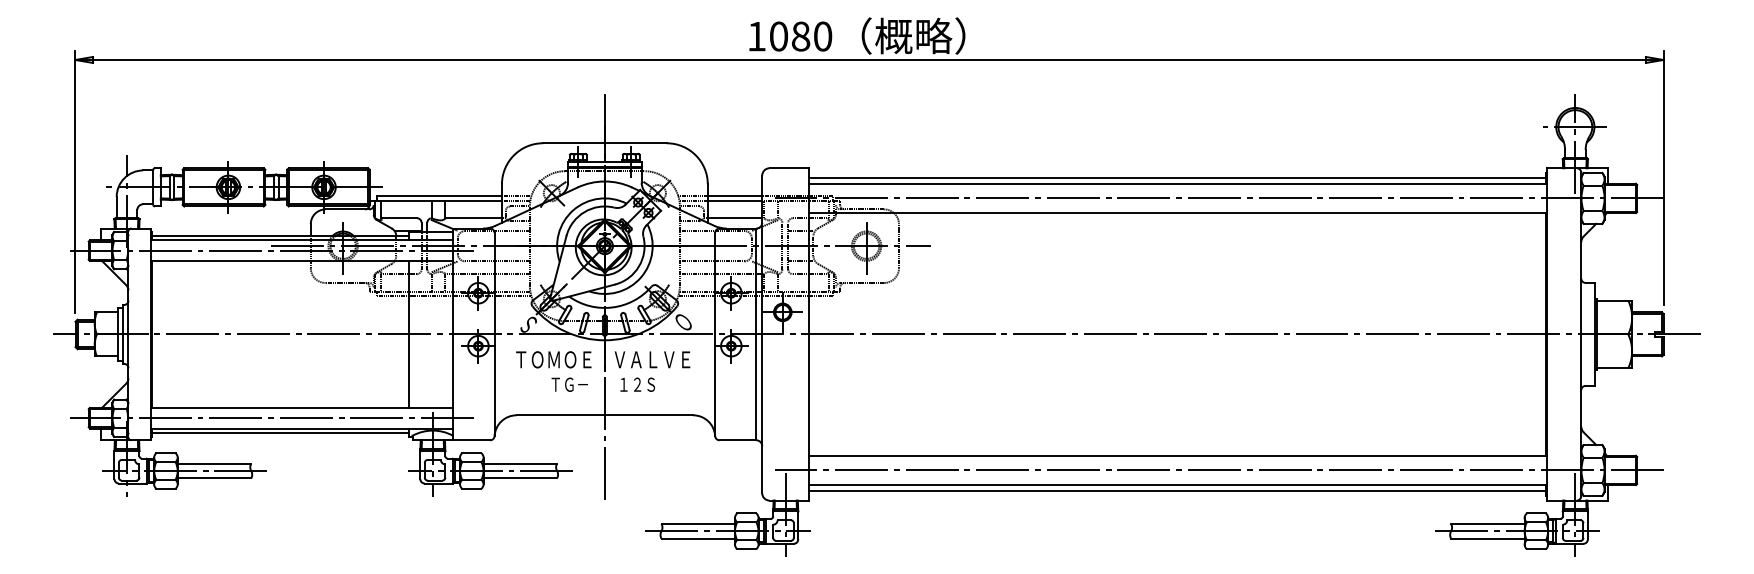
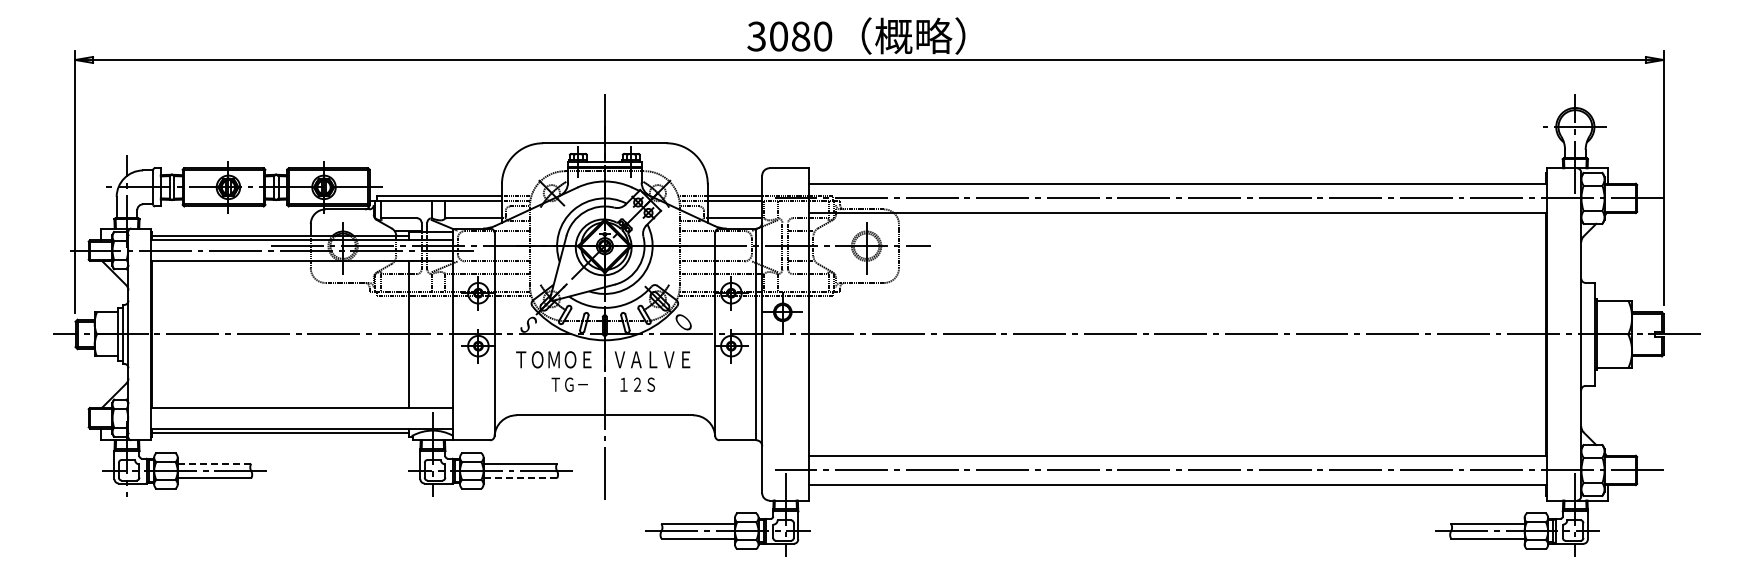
text: 1080 -> 3080 (756, 36)
line: present -> none (1177, 177)
line: present -> none (271, 418)
line: solid -> dashed (214, 463)
line: solid -> dashed (520, 478)
line: present -> none (1177, 491)
